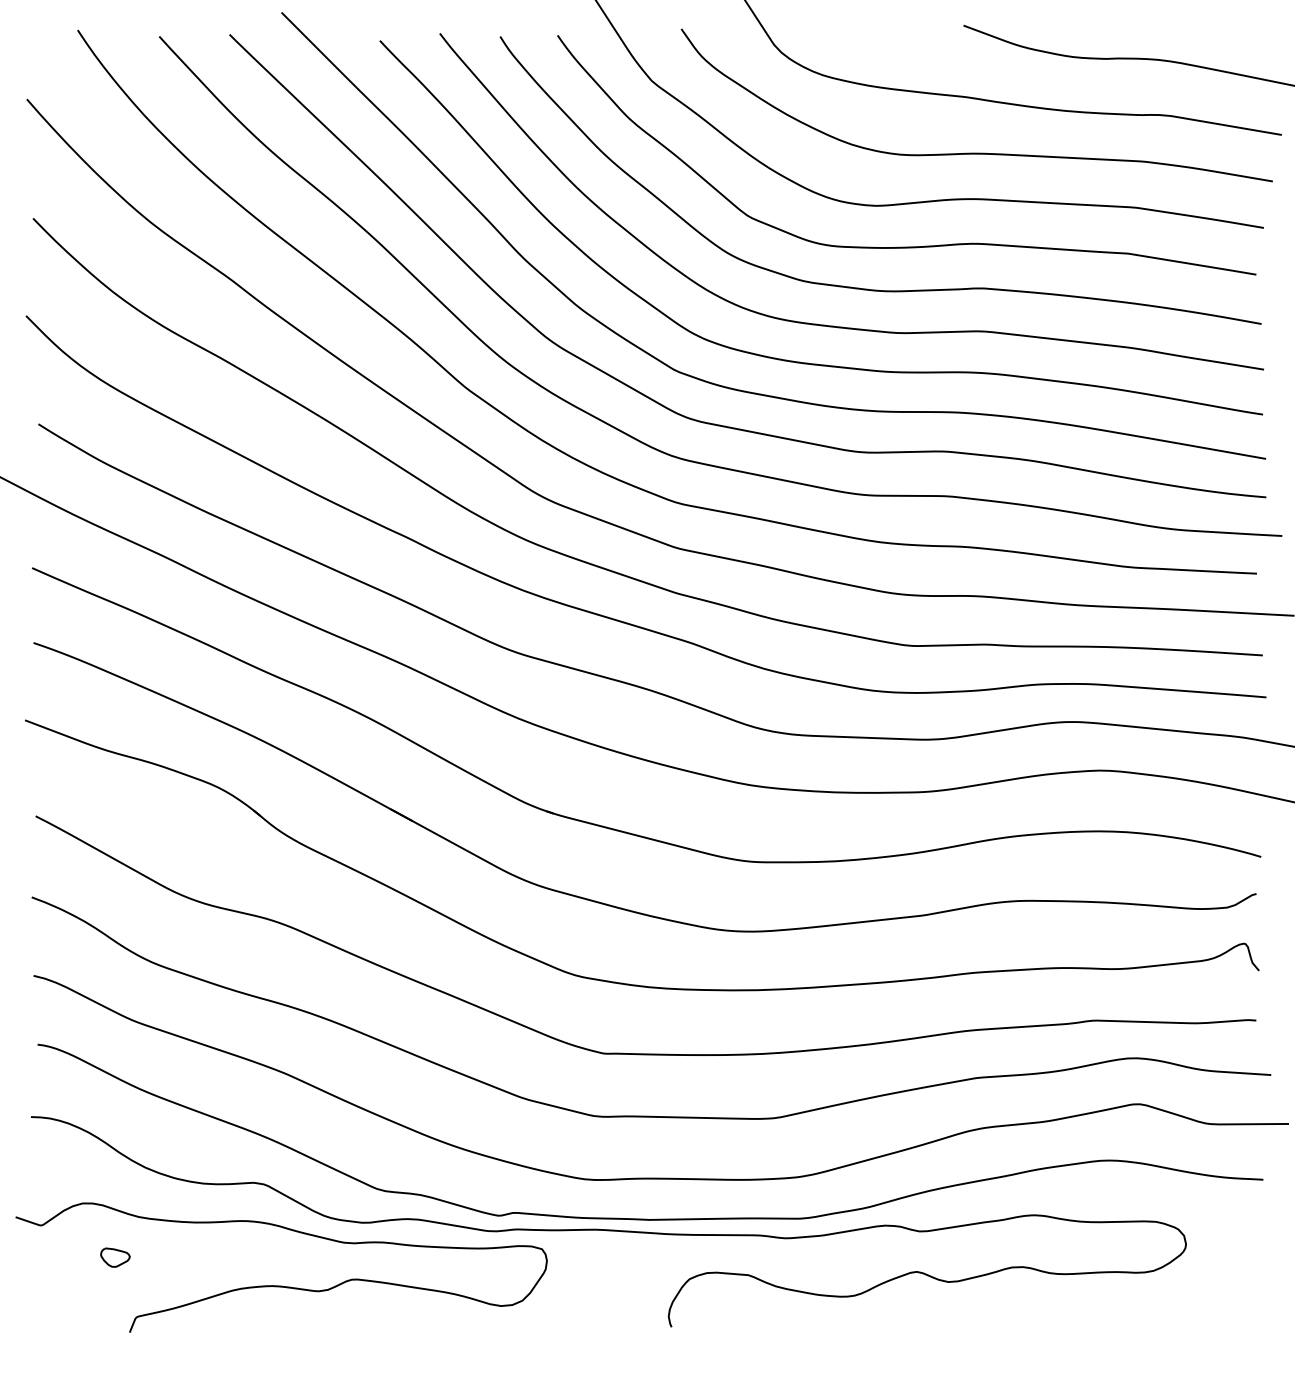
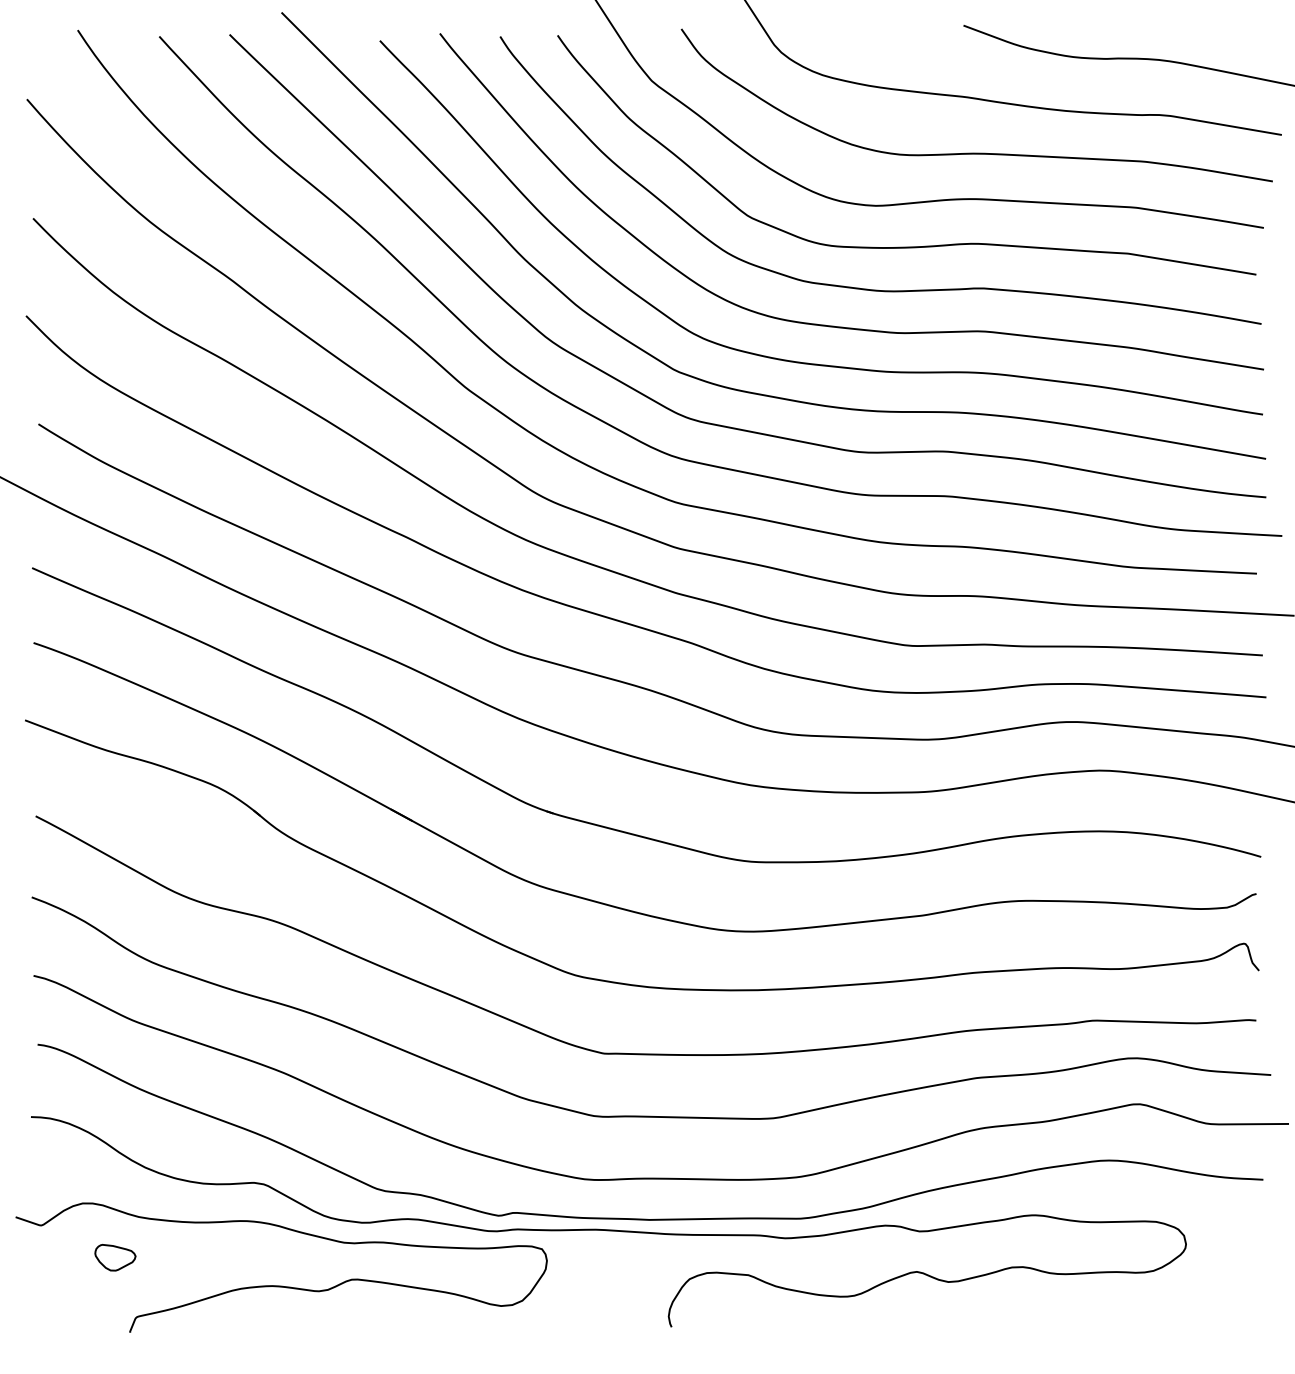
part size: 31x21 px -> 43x28 px (115, 1257)
